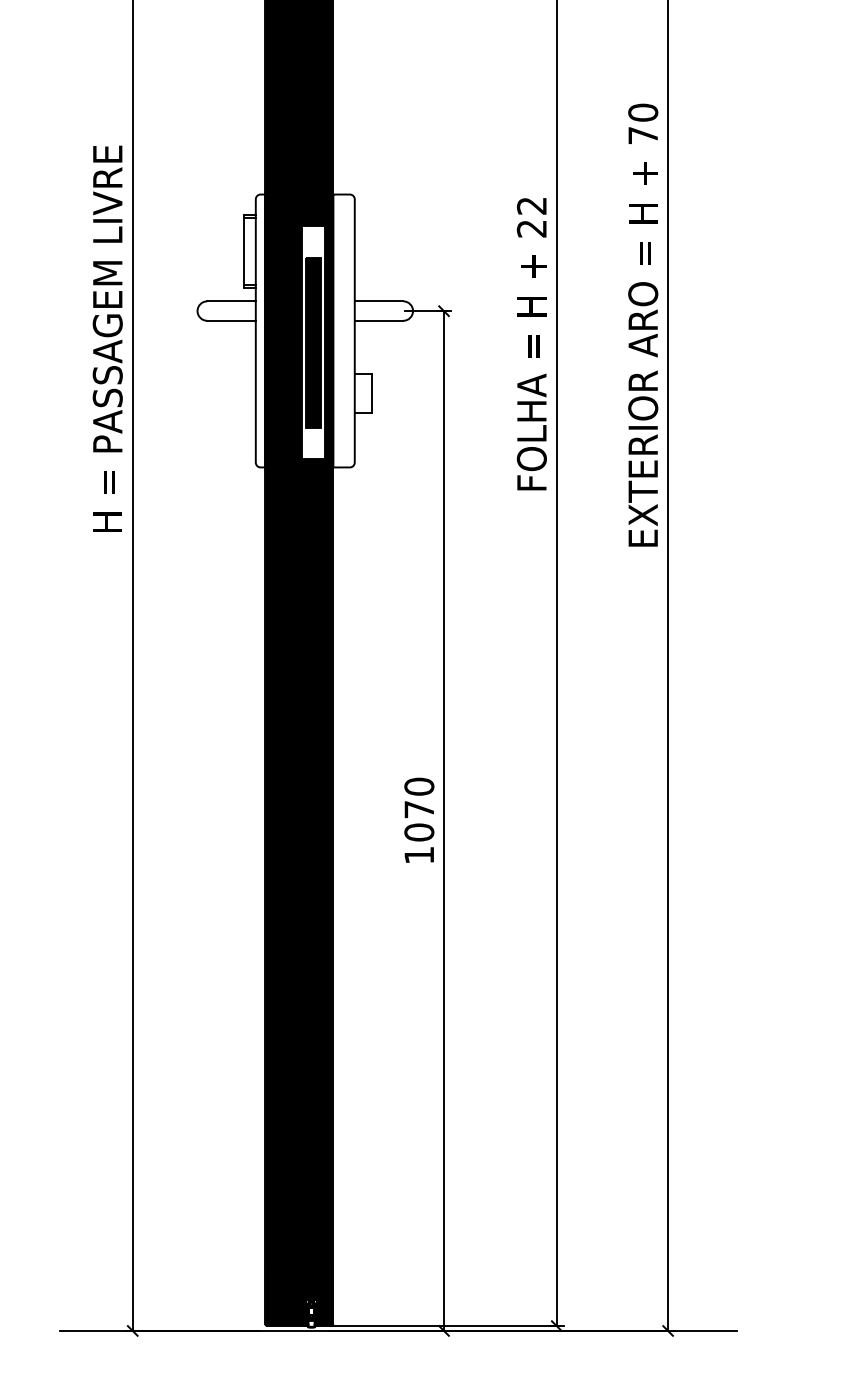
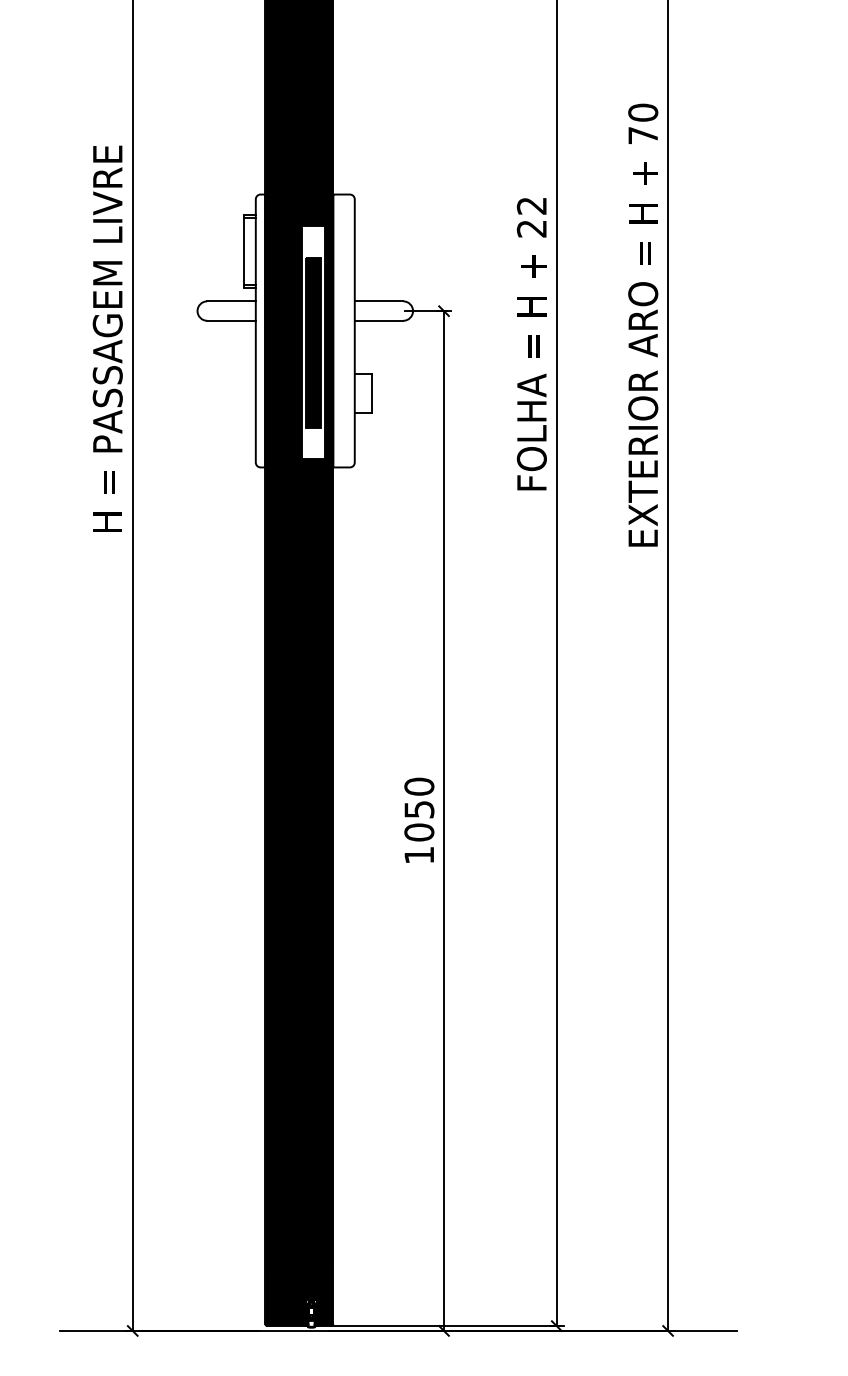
text: 1070 -> 1050 (419, 809)
